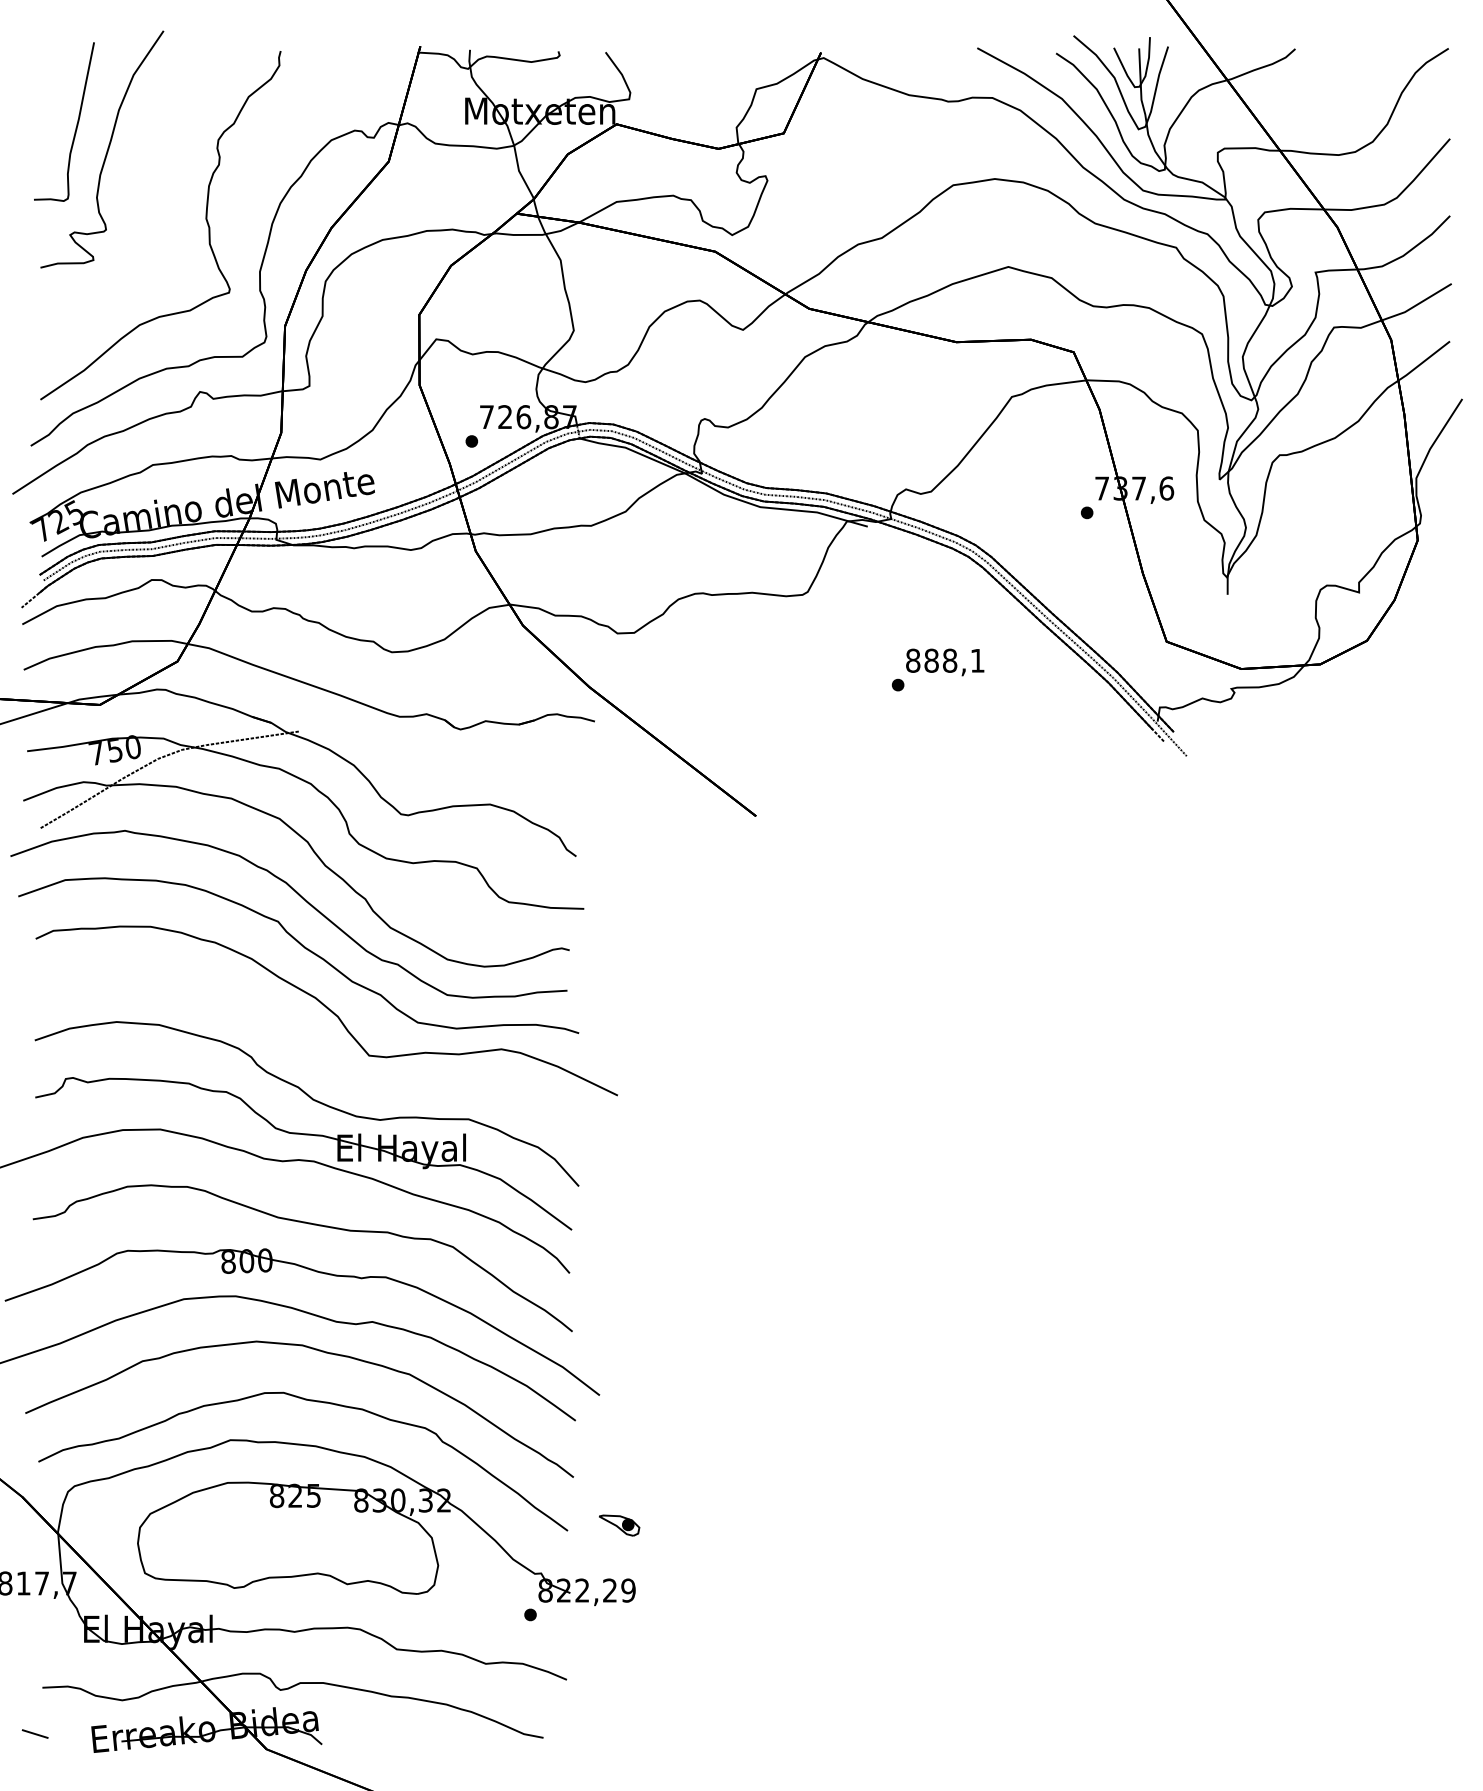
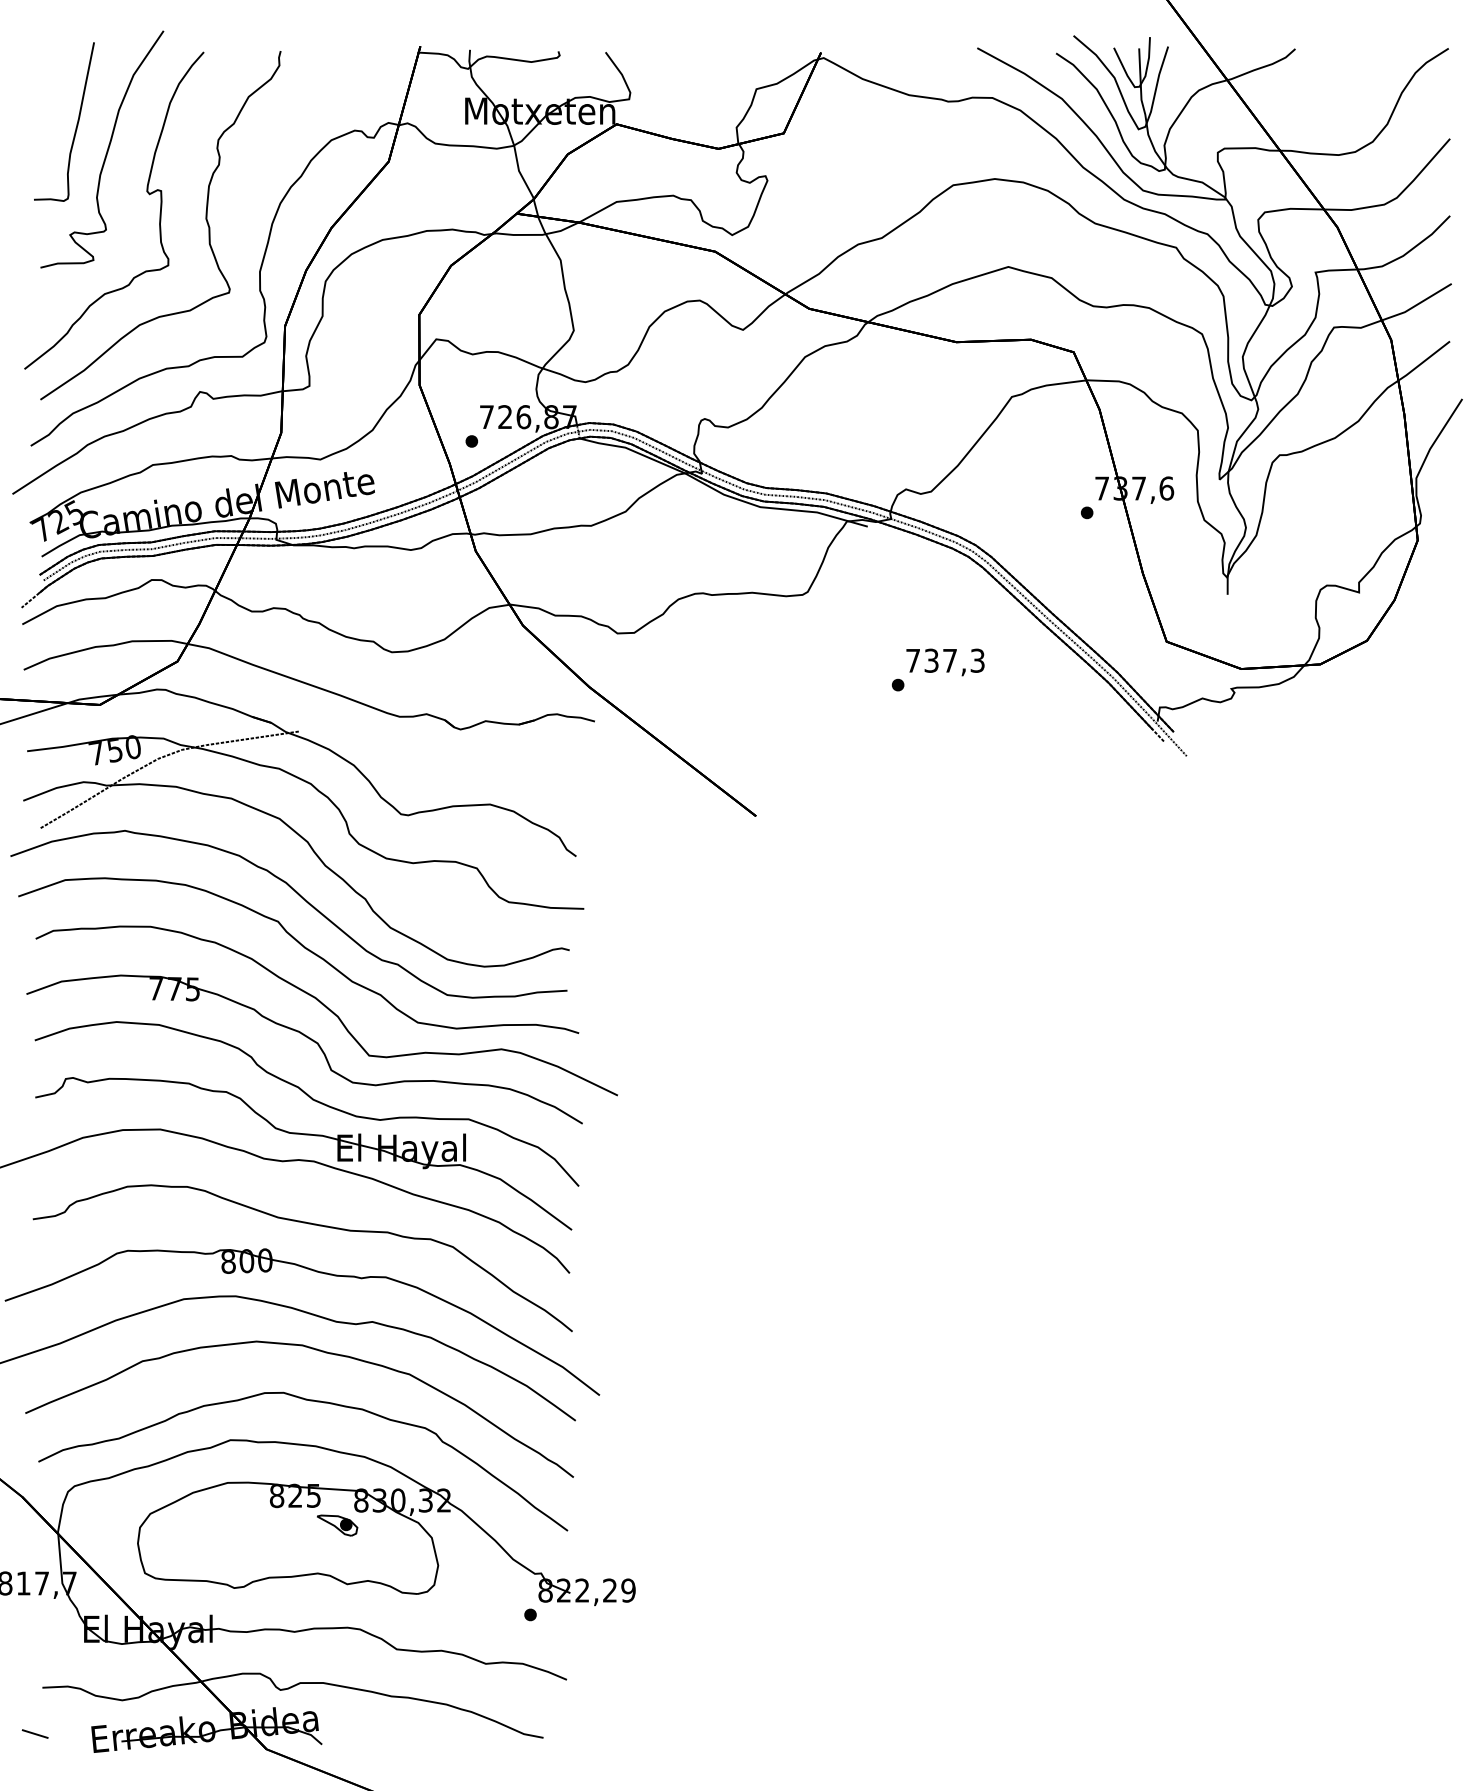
curve: none -> present (147, 193)
text: 888,1 -> 737,3 (945, 660)
part: none -> present (310, 1040)
part position: (619, 1525) -> (337, 1525) (337, 1525)
